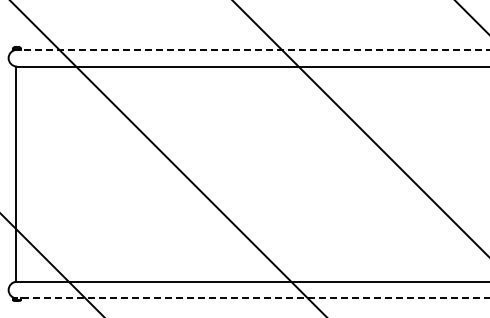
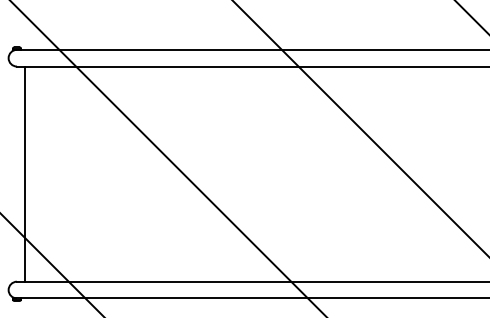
line: dashed -> solid (251, 49)
line position: (16, 173) -> (25, 173) (25, 173)
line: dashed -> solid (250, 298)
